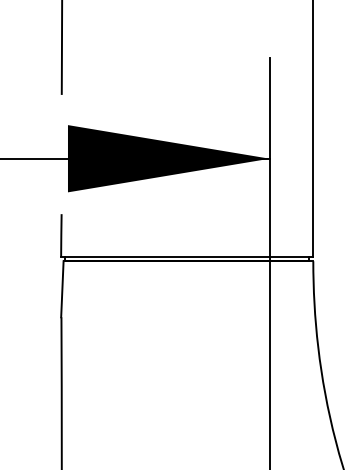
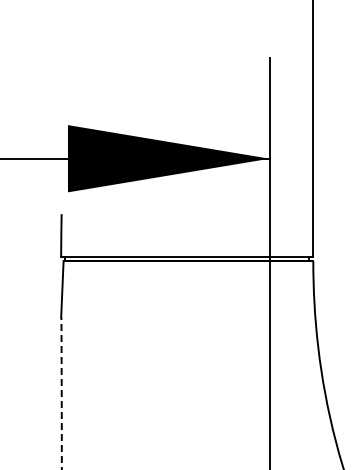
line: present -> none (61, 47)
arc: solid -> dashed (61, 393)
